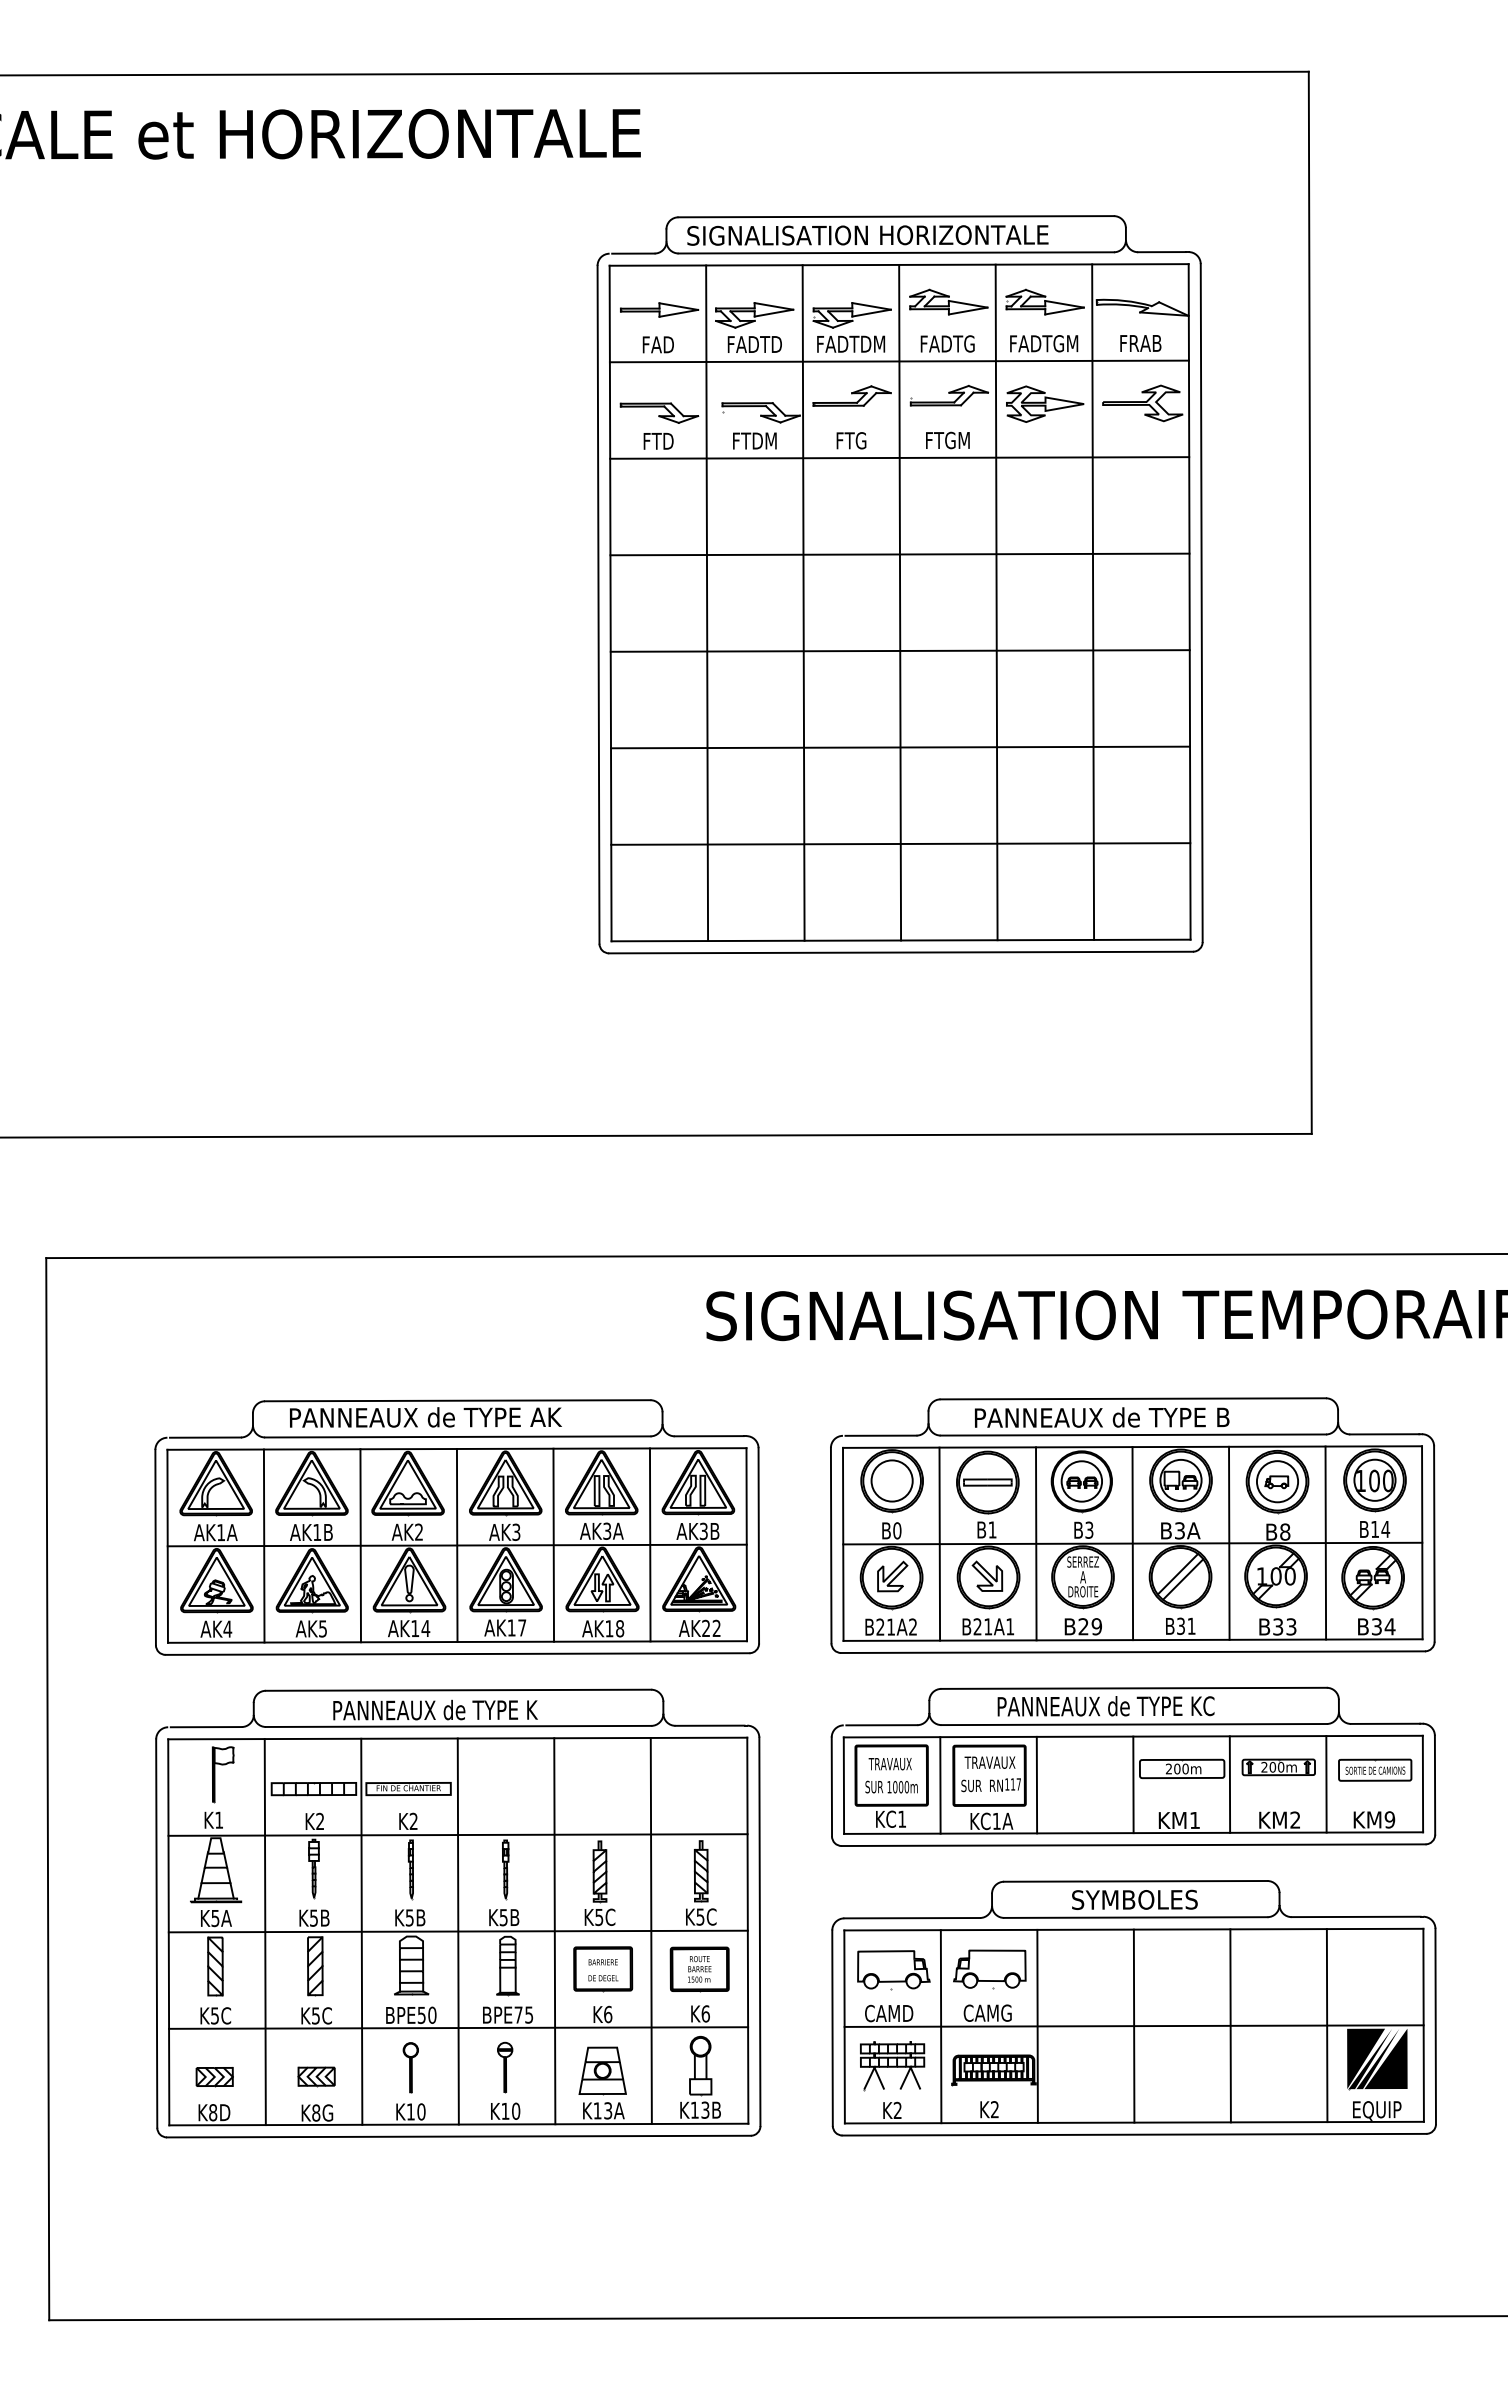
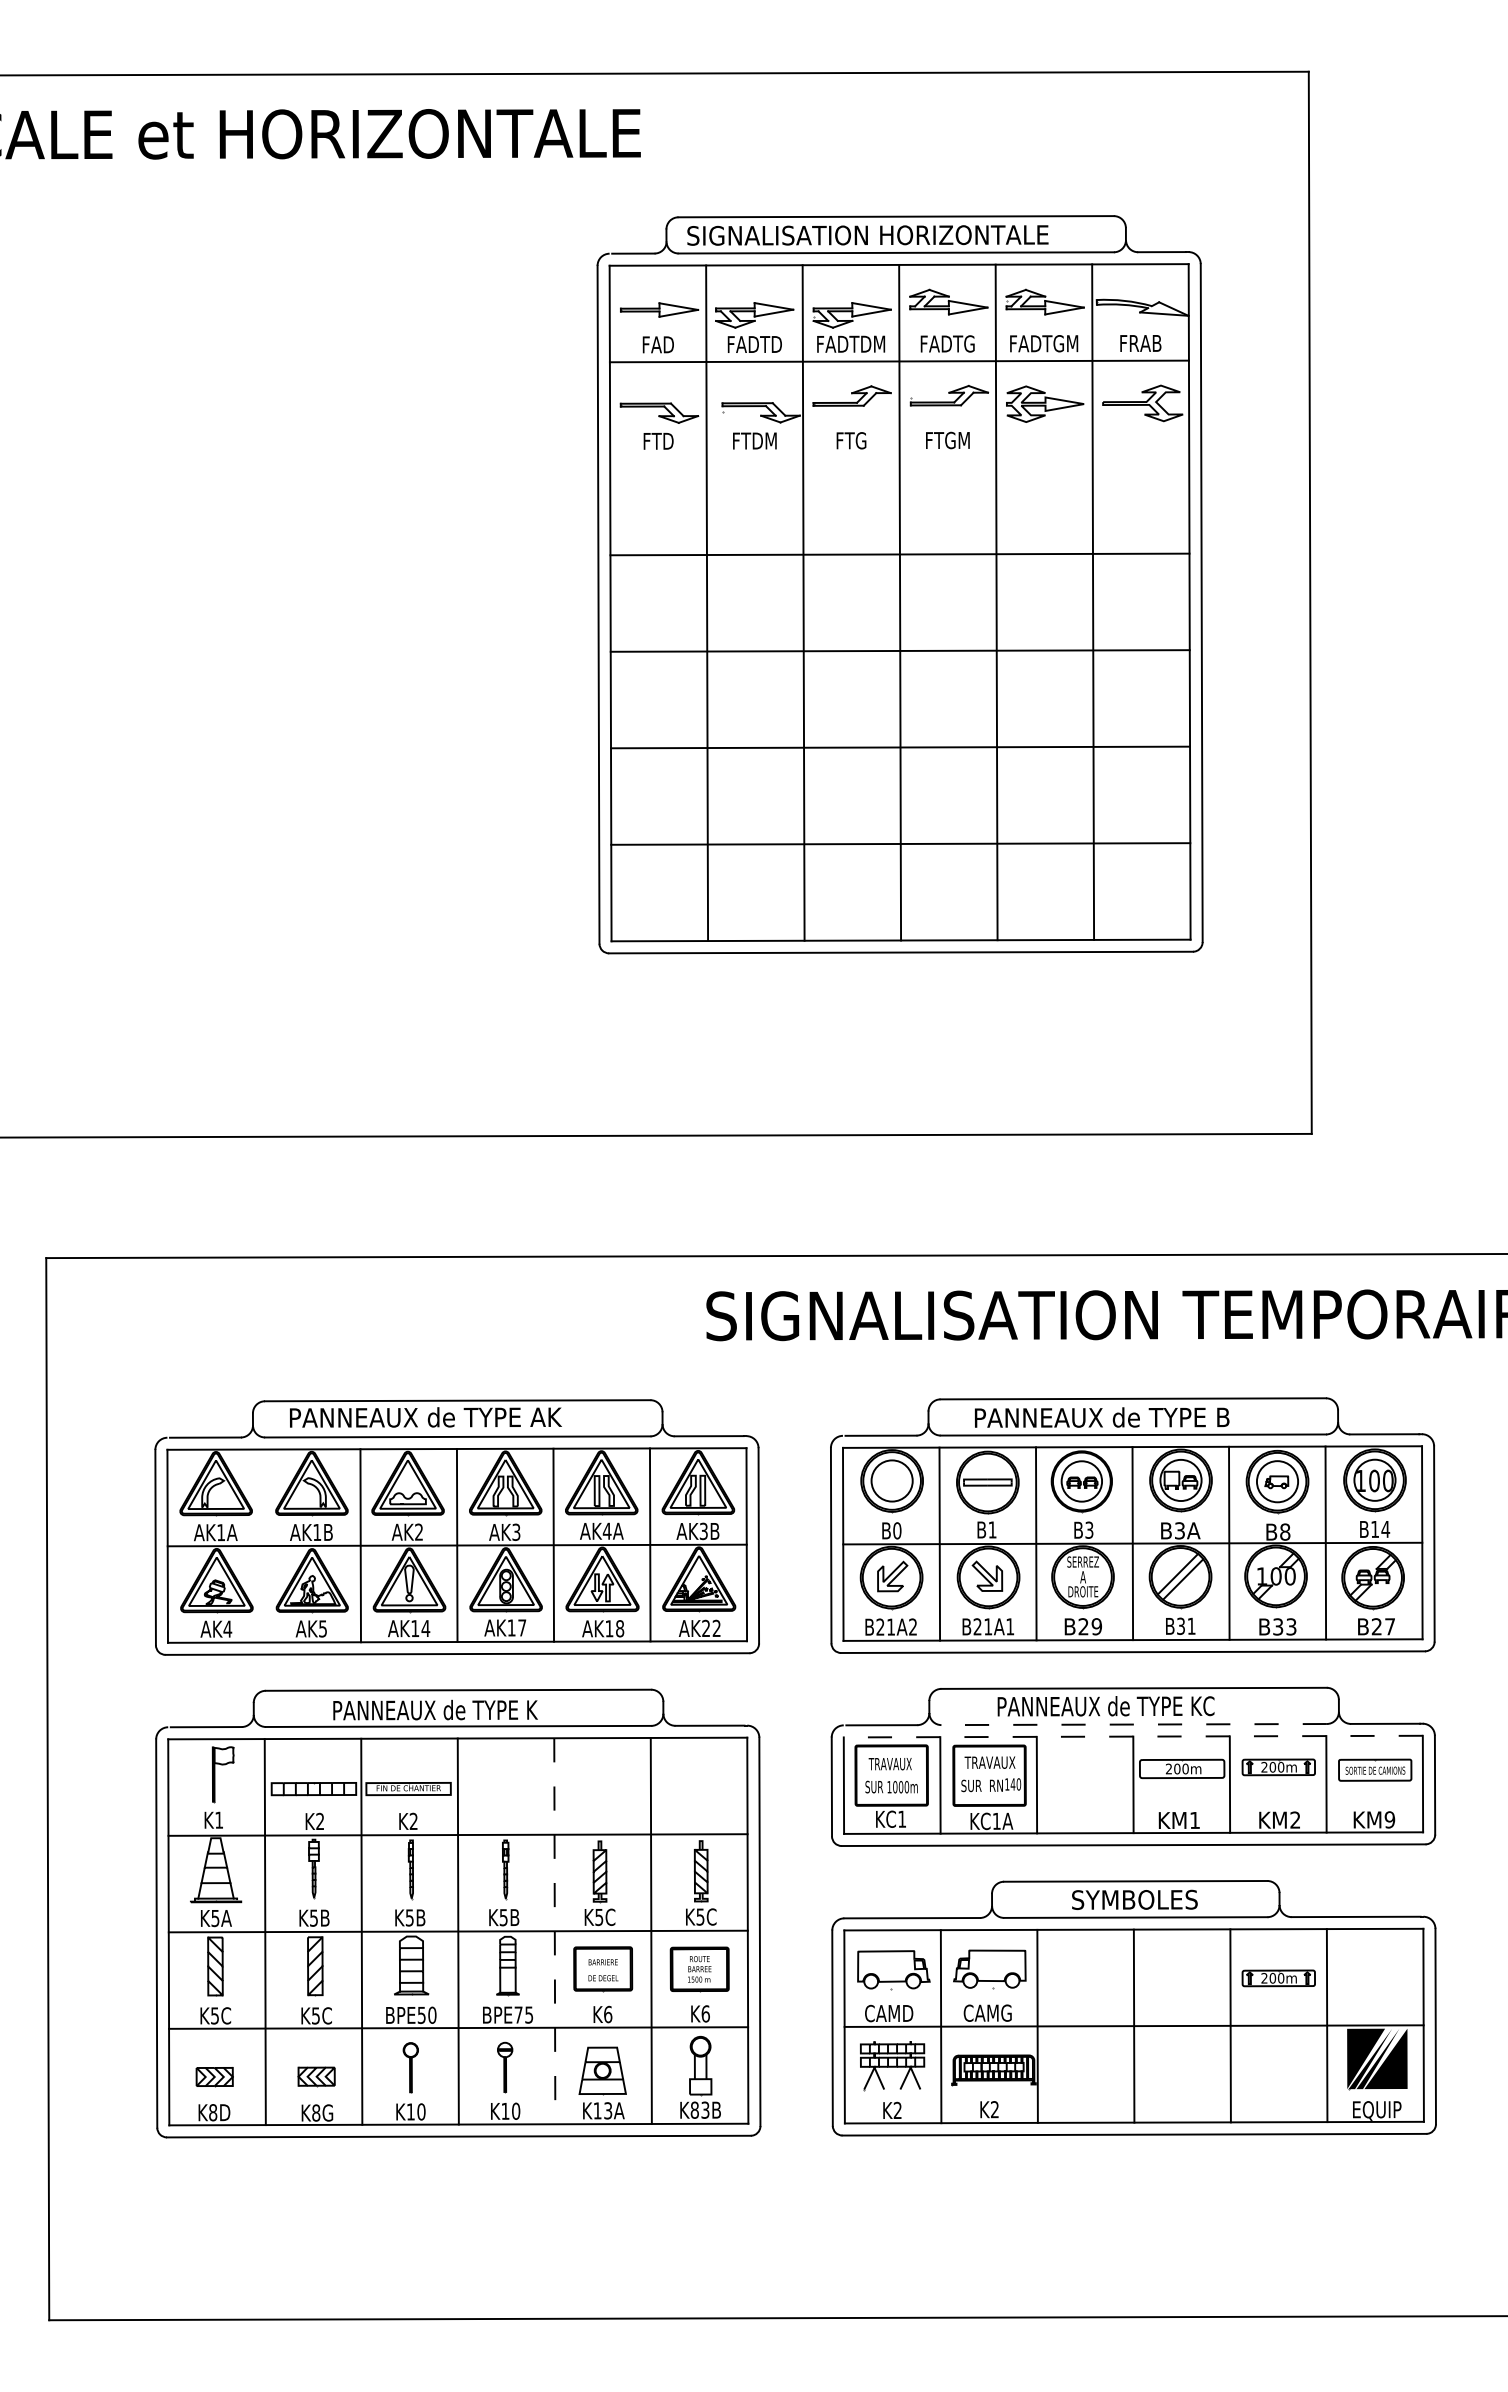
line: present -> none (899, 457)
text: AK3A -> AK4A (606, 1530)
line: present -> none (263, 1545)
text: B34 -> B27 (1383, 1626)
line: solid -> dashed (1134, 1724)
line: solid -> dashed (1133, 1736)
text: 117 -> 140 (1015, 1784)
line: solid -> dashed (554, 1931)
part: none -> present (1278, 1978)
text: K13B -> K83B (694, 2109)
